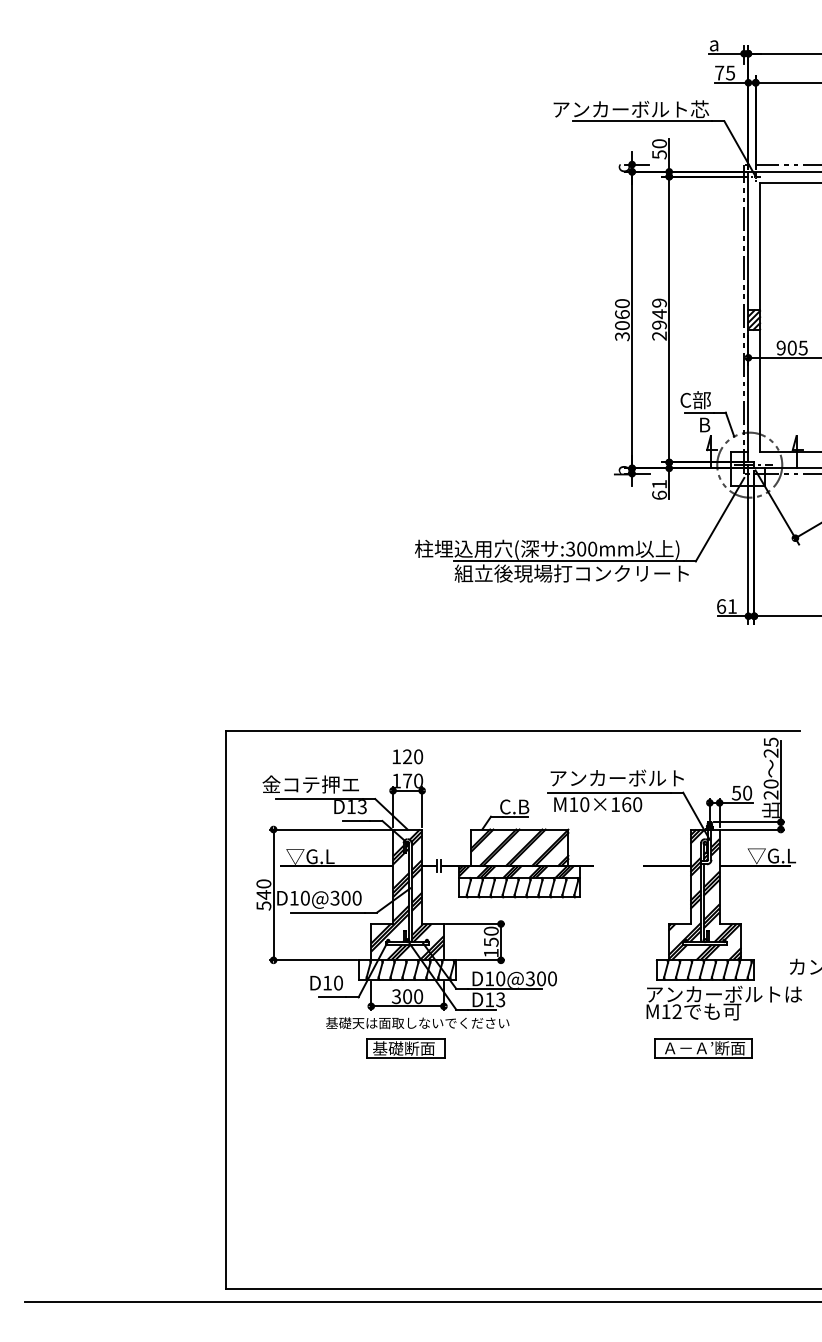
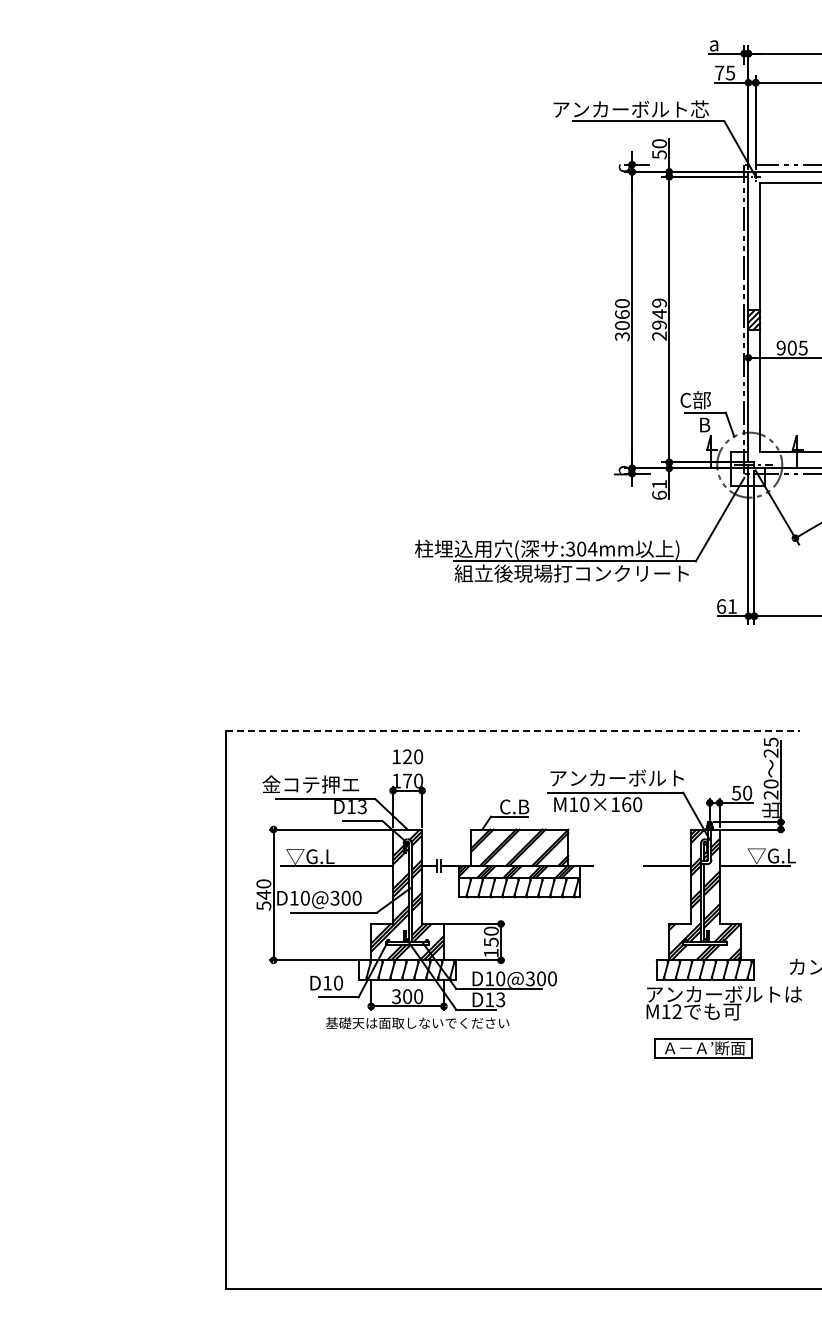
text: :300mm -> :304mm (592, 548)
line: solid -> dashed (513, 730)
part: present -> none (405, 1048)
line: present -> none (421, 1301)
